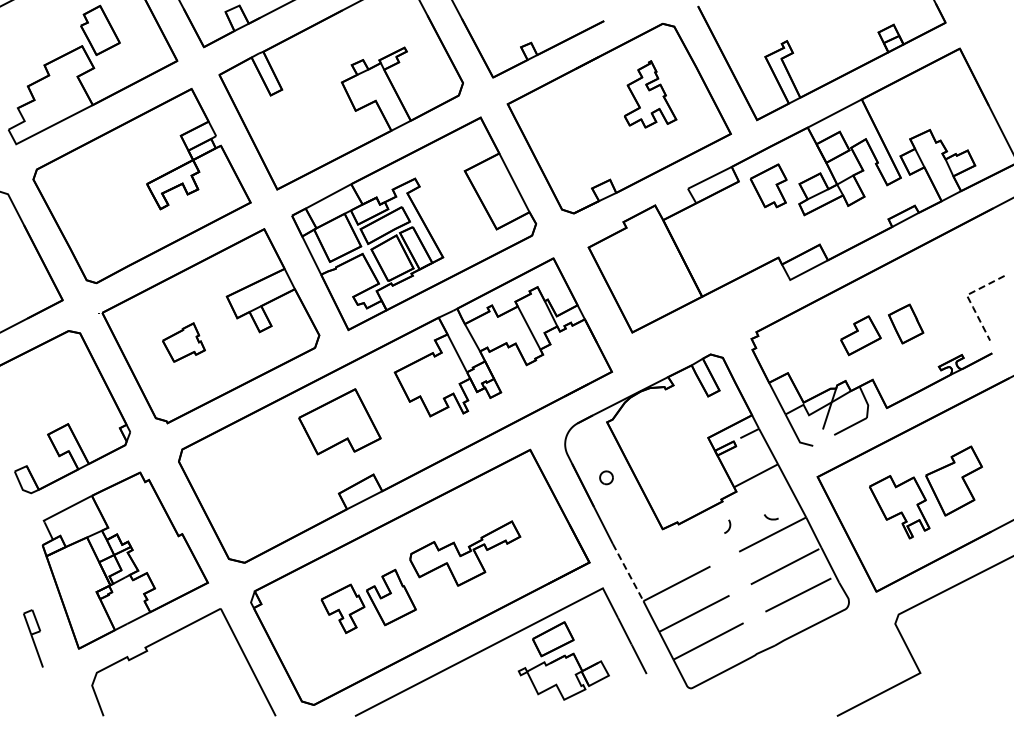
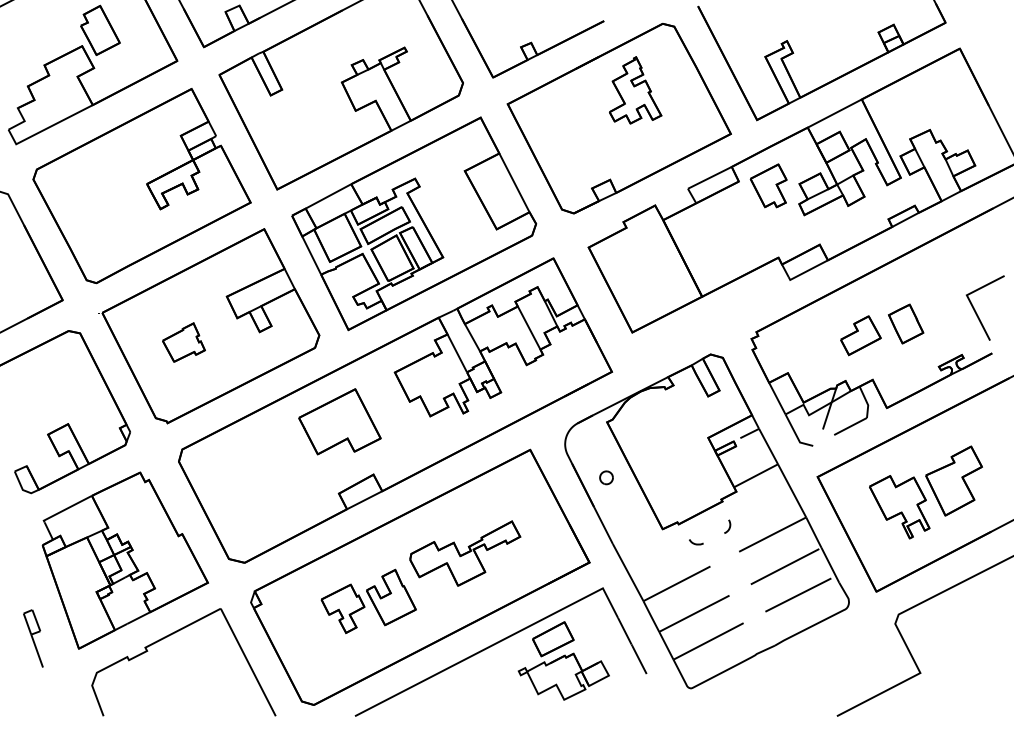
part position: (650, 94) -> (635, 90) (635, 90)
line: dashed -> solid (969, 299)
curve position: (771, 518) -> (696, 543) (696, 543)
line: dashed -> solid (628, 572)
